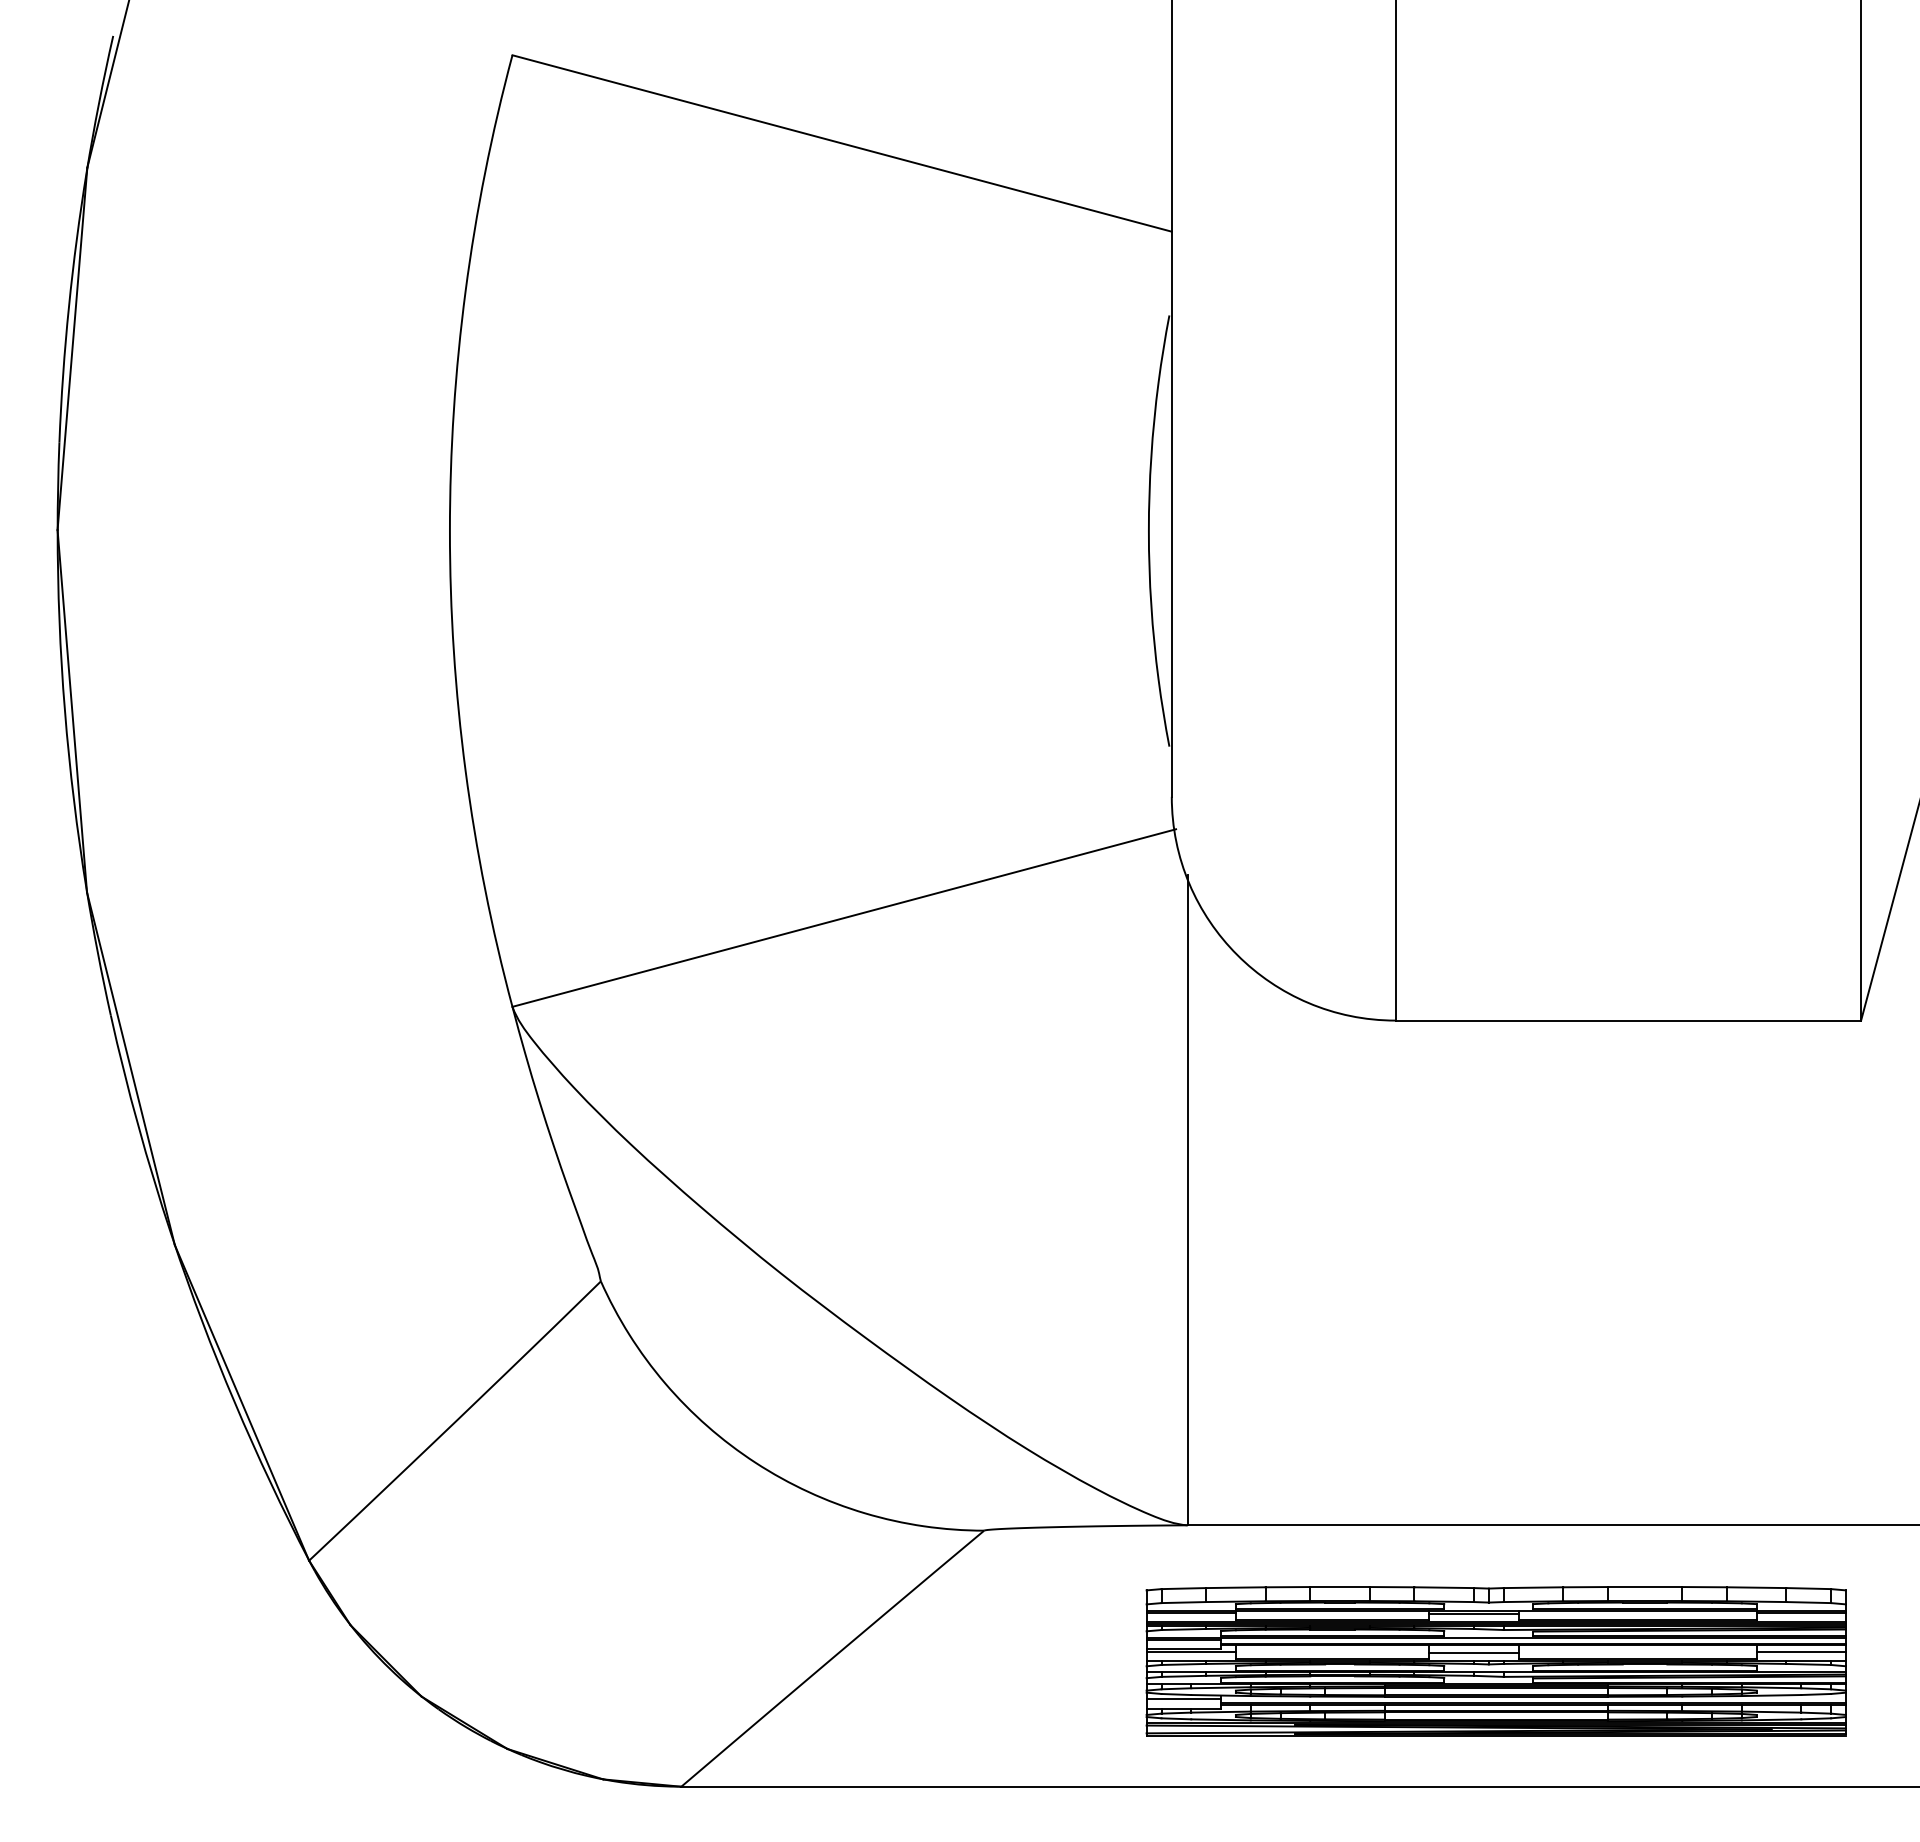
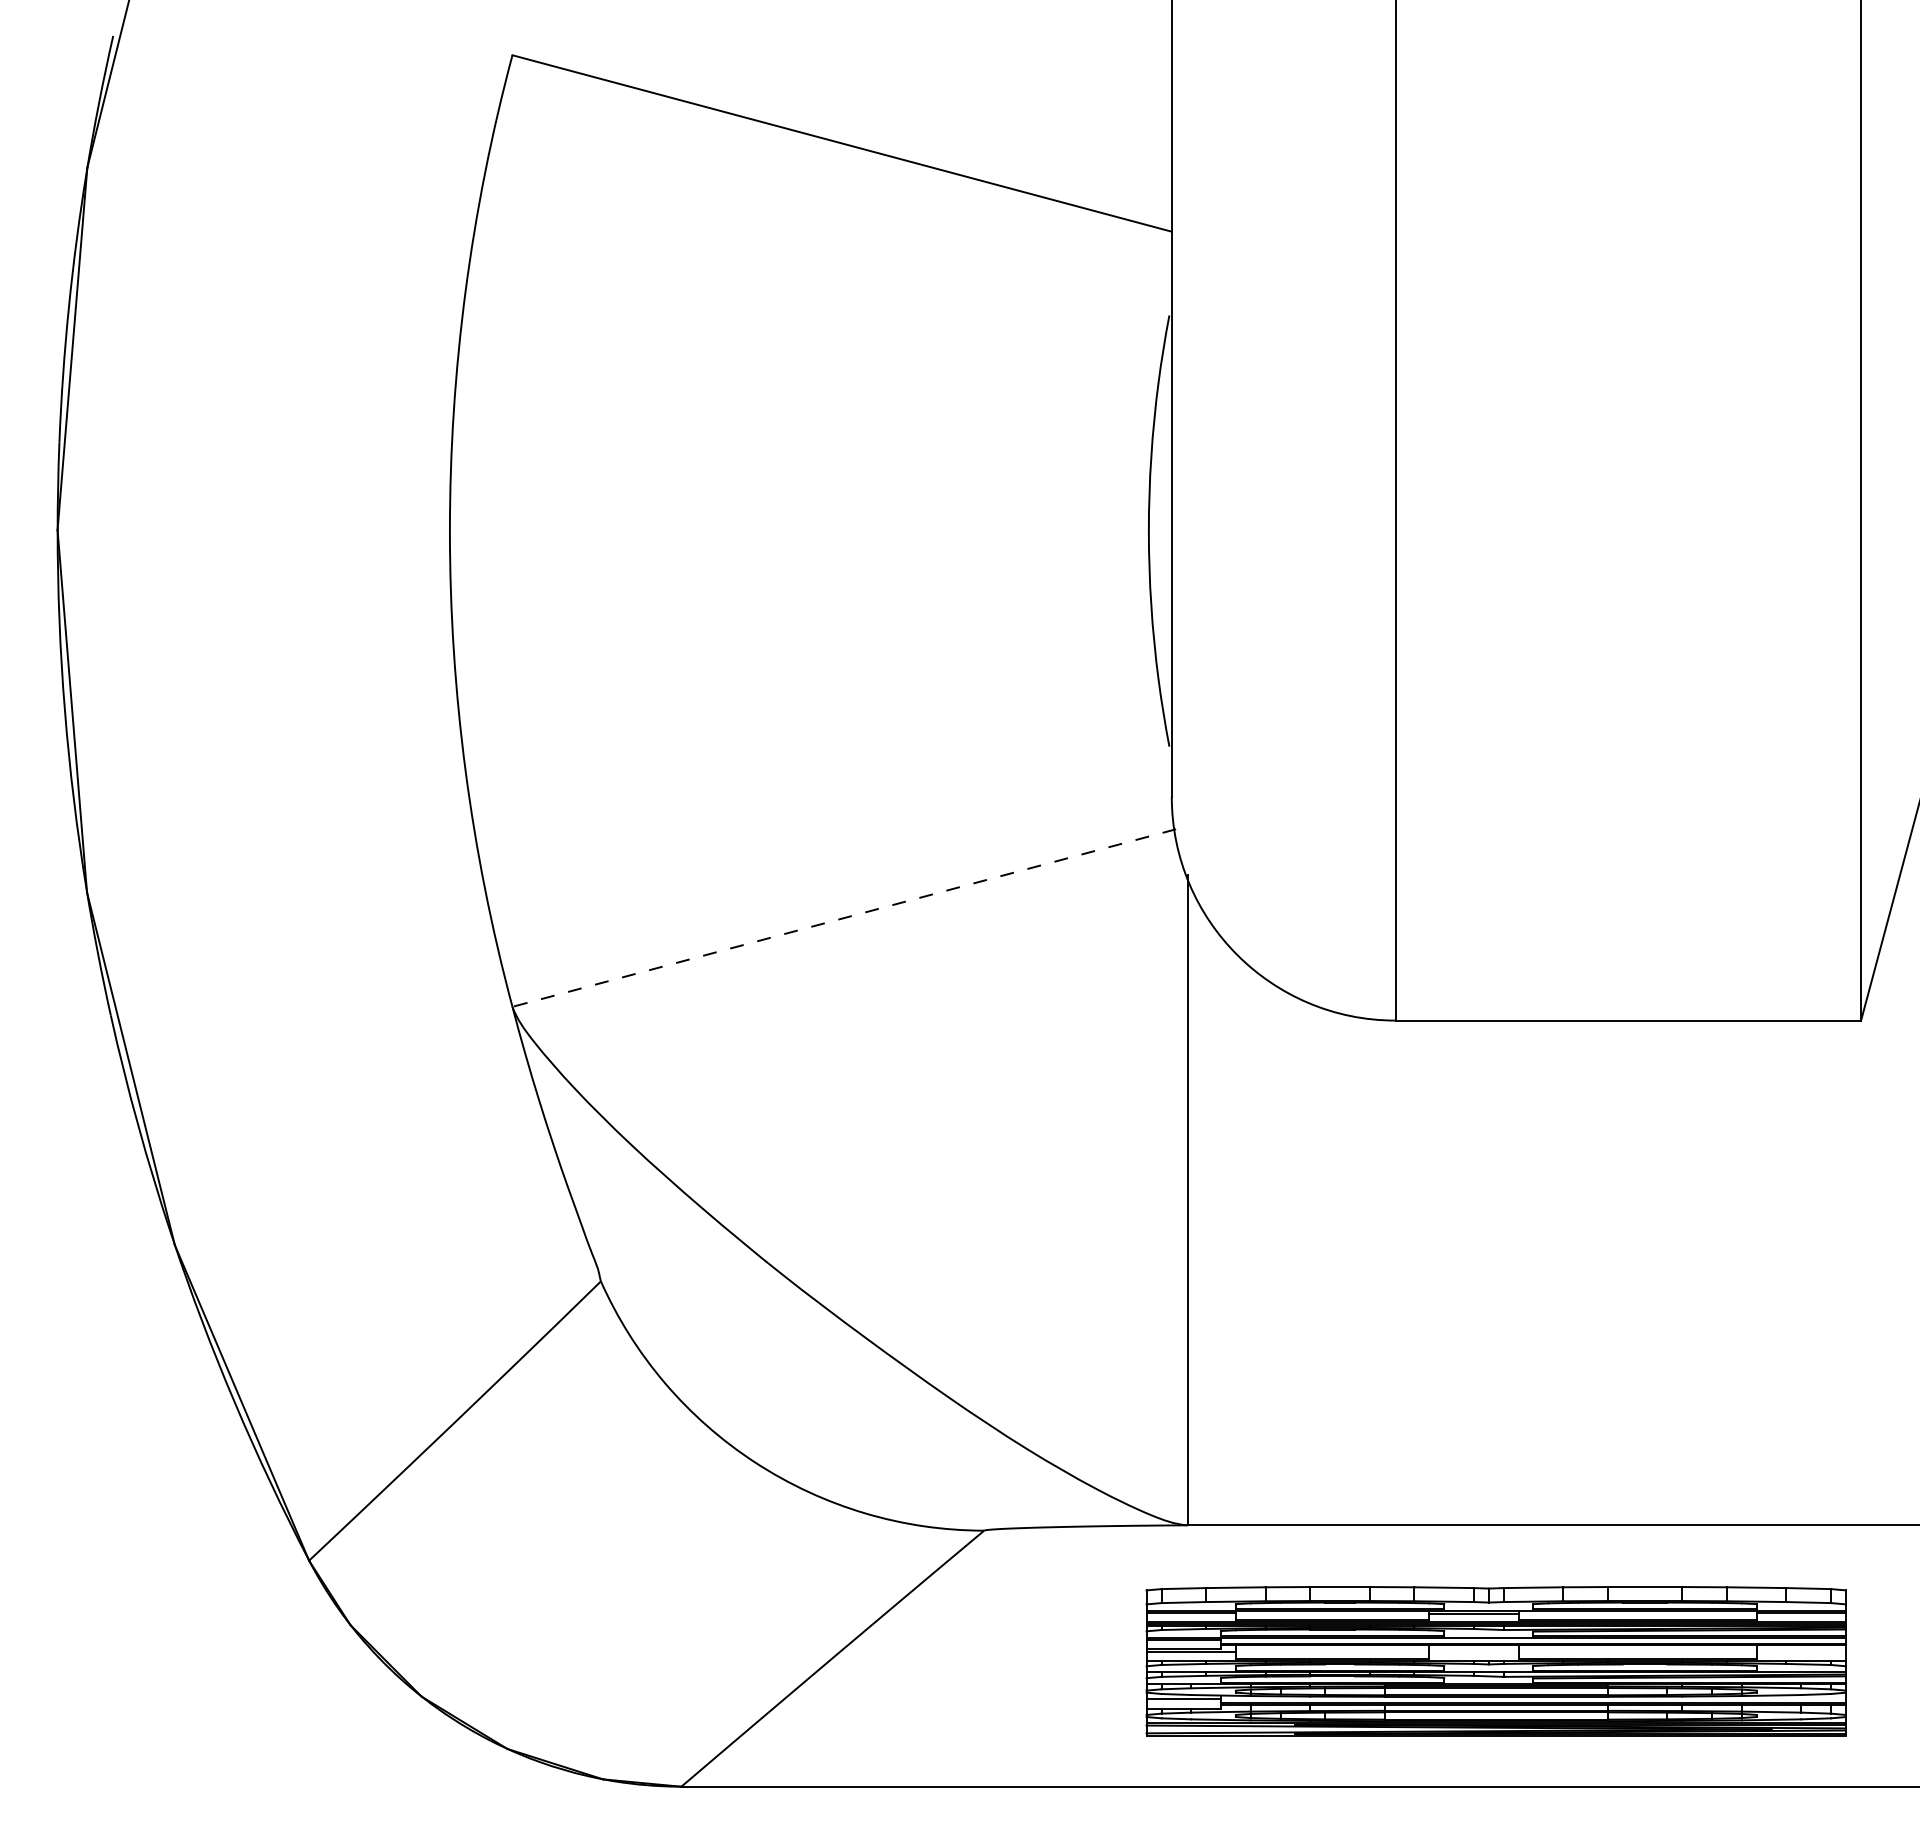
line: solid -> dashed (843, 918)
line: present -> none (1800, 1651)
line: present -> none (1473, 1652)
